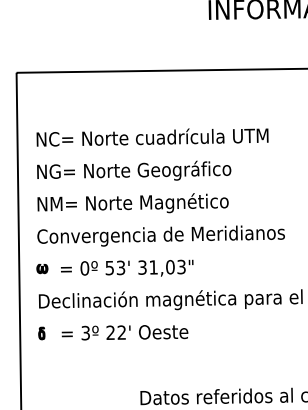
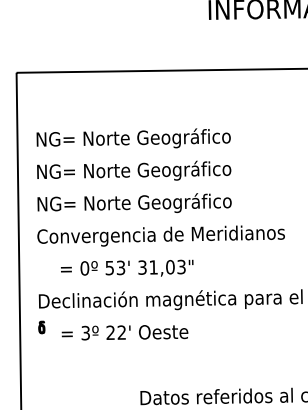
text: NC= Norte cuadrícula UTM -> NG= Norte Geográfico (161, 138)
text: NM= Norte Magnético -> NG= Norte Geográfico (140, 203)
part: present -> none (42, 269)
part position: (41, 333) -> (41, 327) (41, 327)
